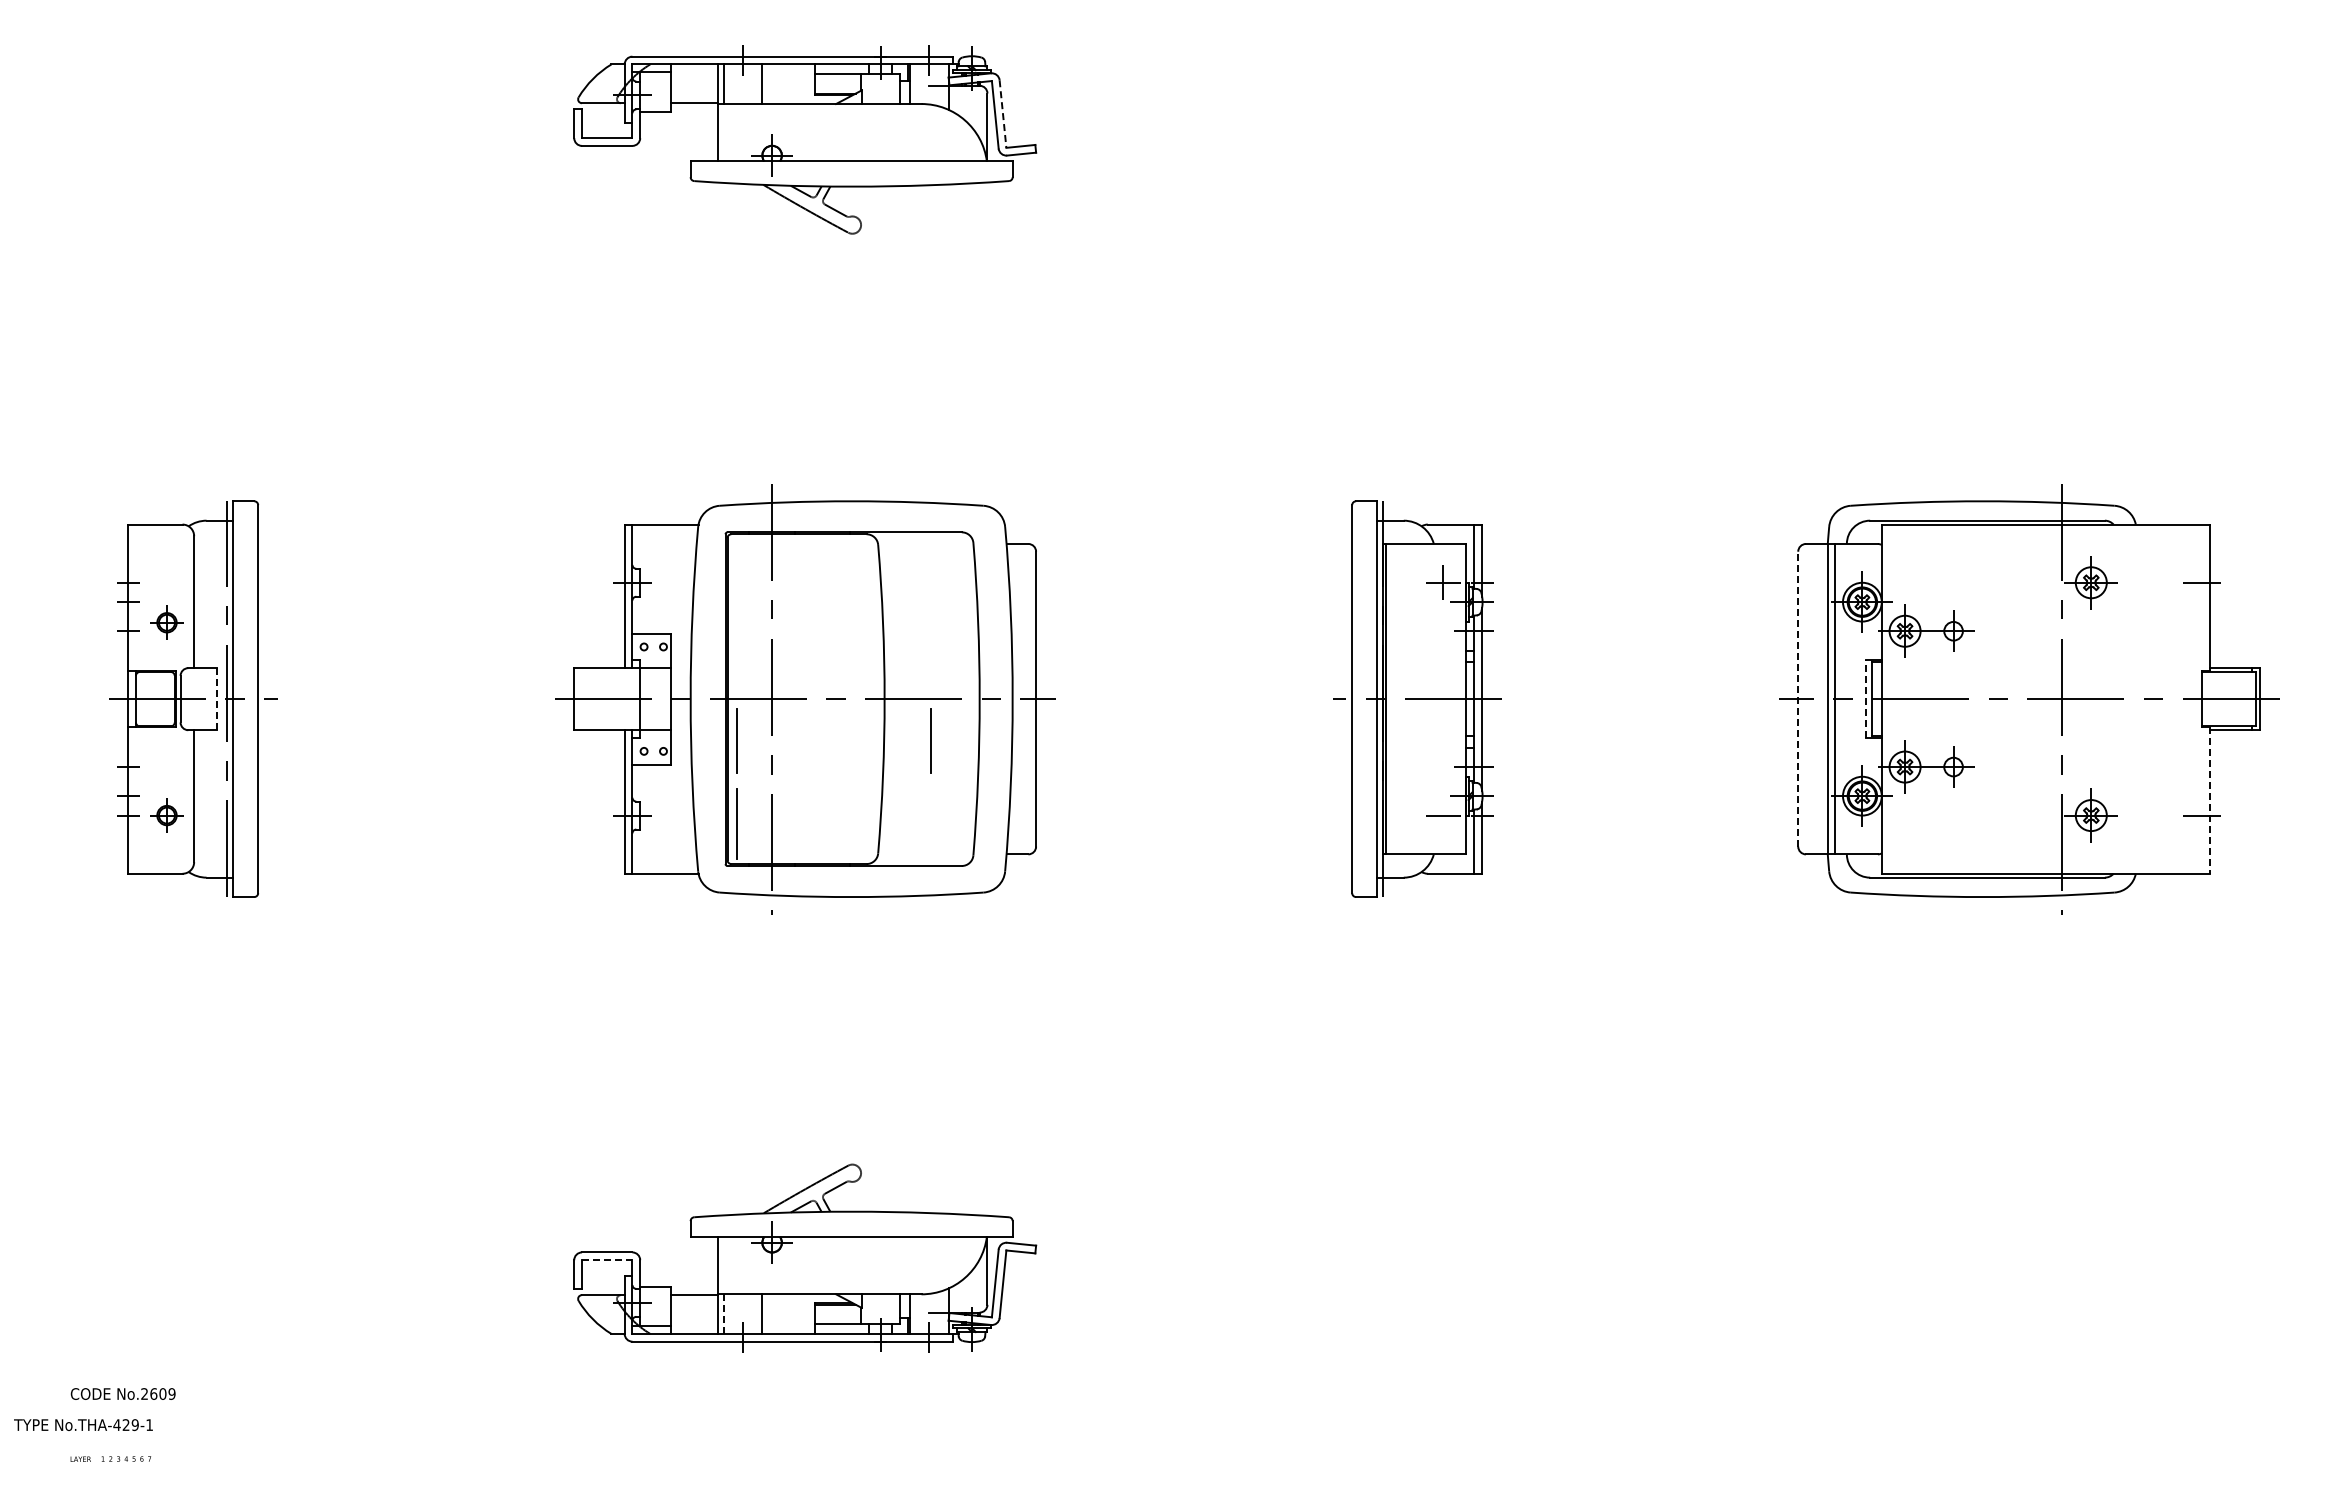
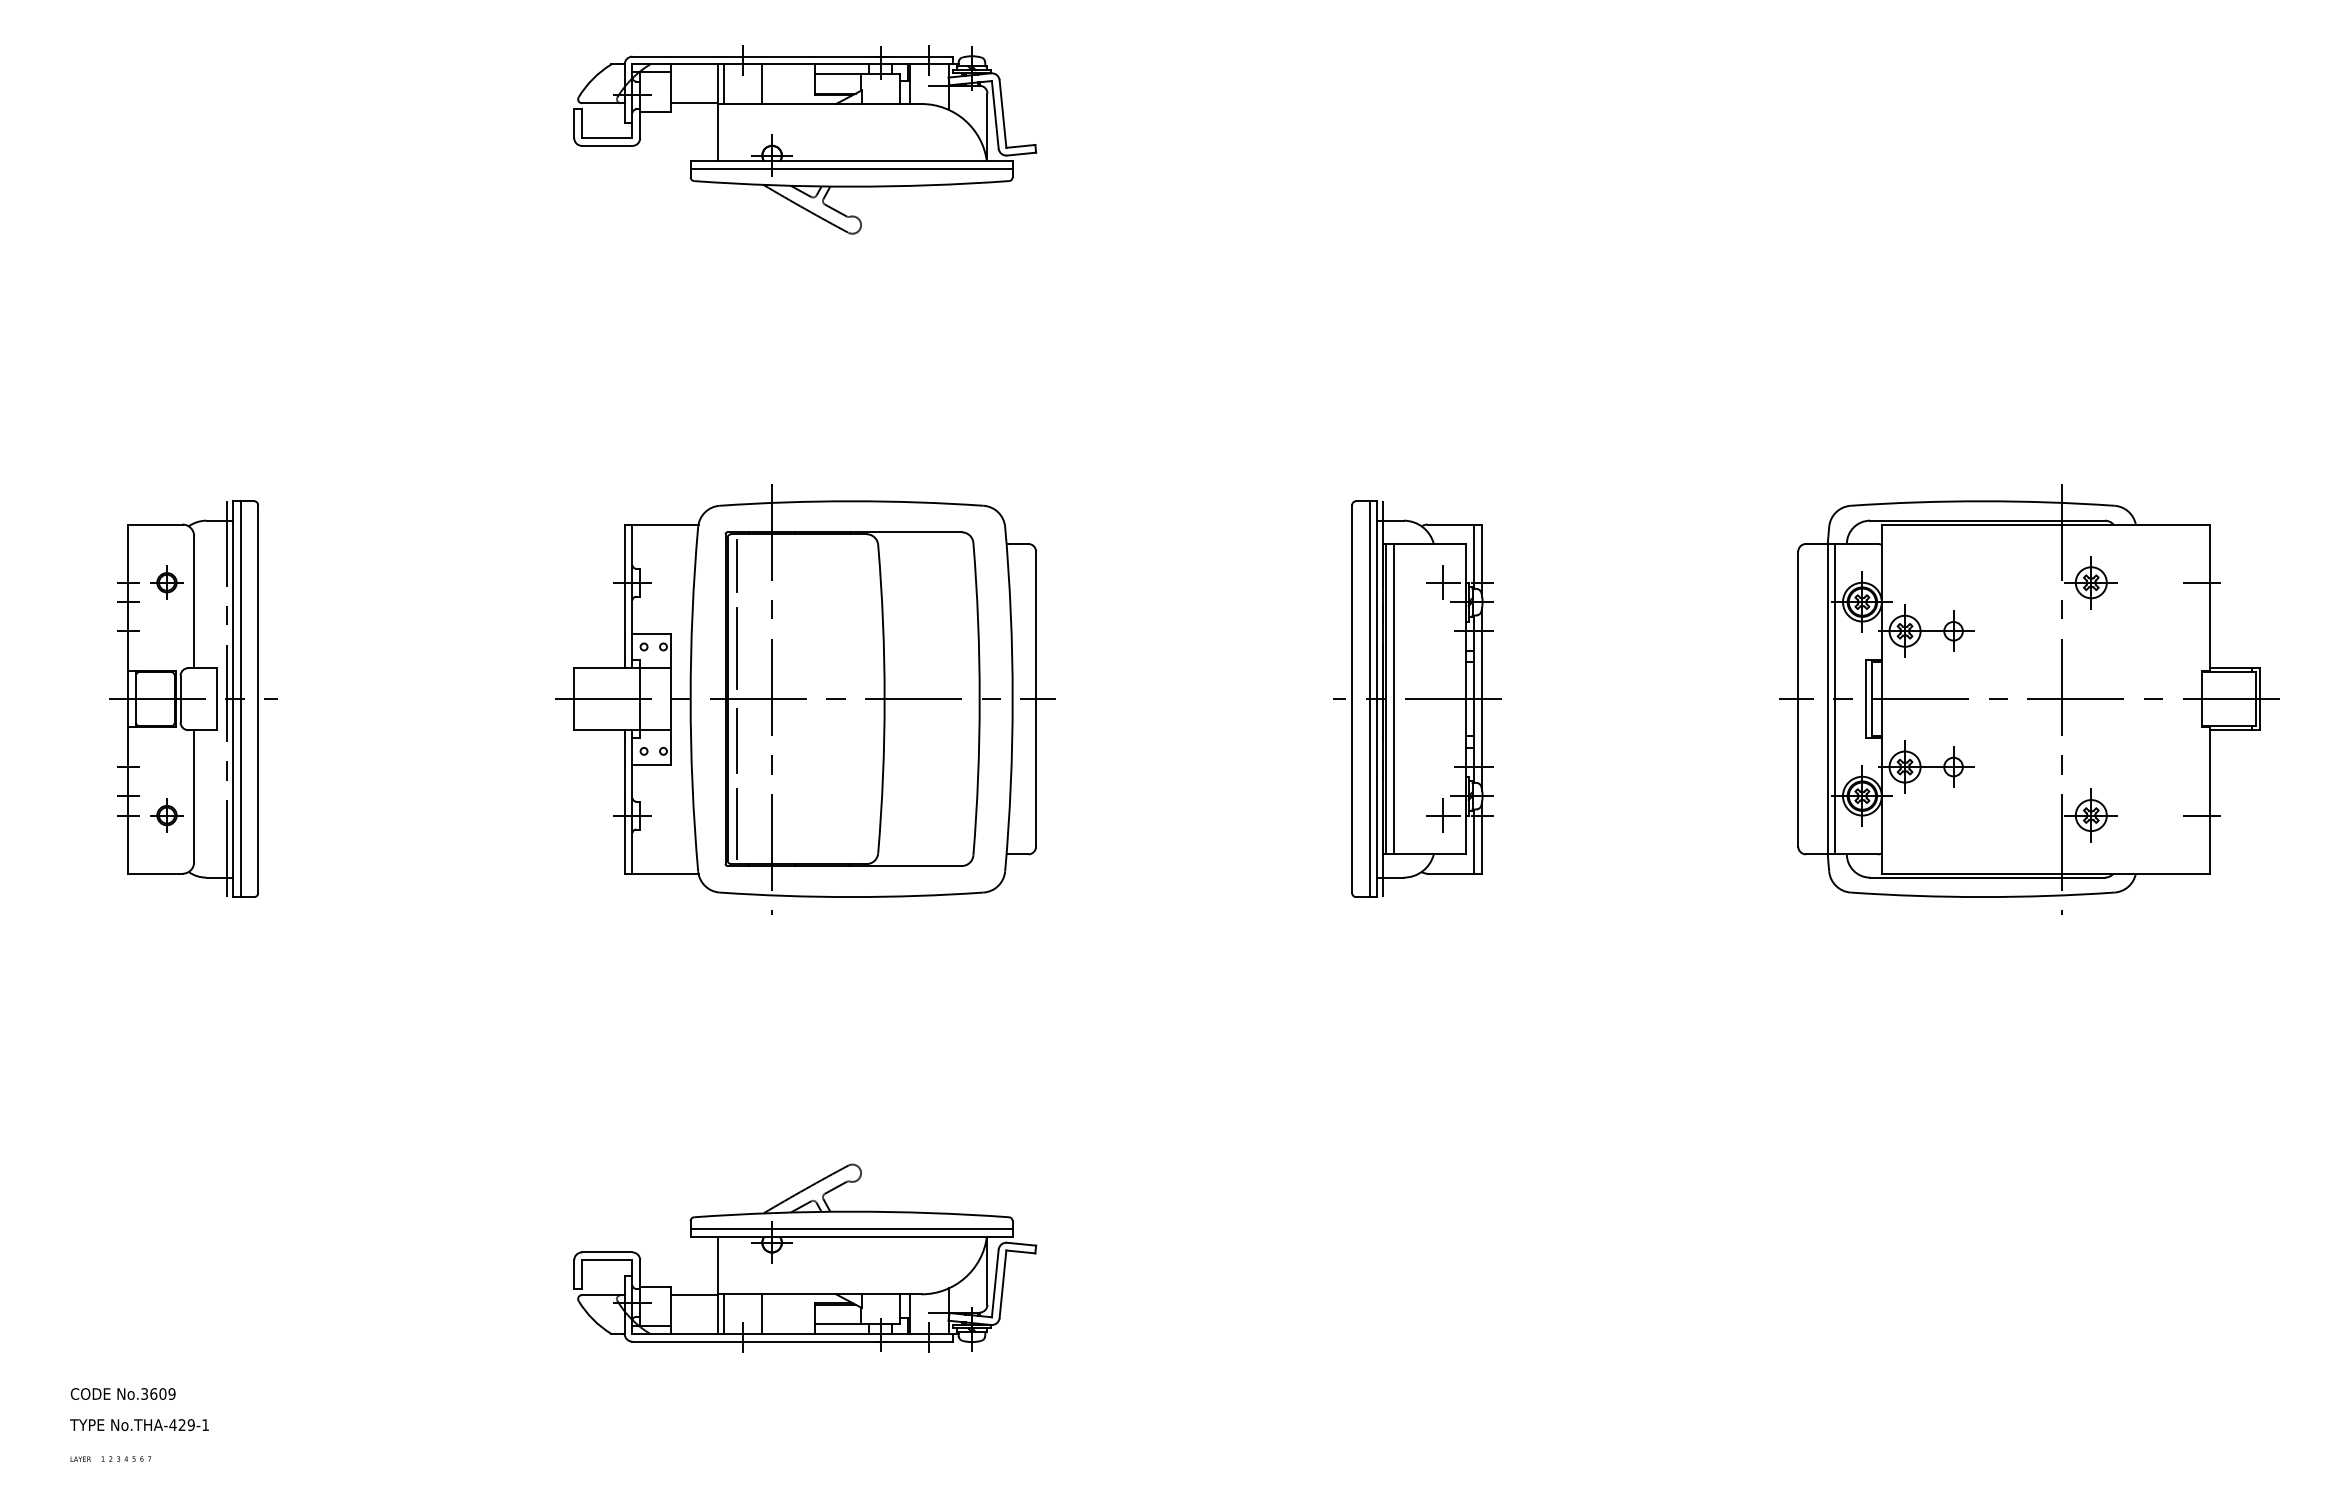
line: dashed -> solid (1003, 114)
line: none -> present (851, 169)
line: none -> present (737, 566)
part position: (166, 622) -> (166, 582) (166, 582)
line: none -> present (737, 648)
line: dashed -> solid (217, 698)
line: none -> present (1393, 698)
line: dashed -> solid (1798, 698)
line: none -> present (240, 699)
line: none -> present (1369, 699)
line: dashed -> solid (1866, 699)
line: present -> none (930, 740)
line: dashed -> solid (2209, 800)
line: none -> present (1443, 815)
line: none -> present (851, 1229)
line: dashed -> solid (607, 1260)
line: dashed -> solid (723, 1314)
text: No.2609 -> No.3609 (144, 1393)
text position: (83, 1425) -> (139, 1425) (139, 1425)
